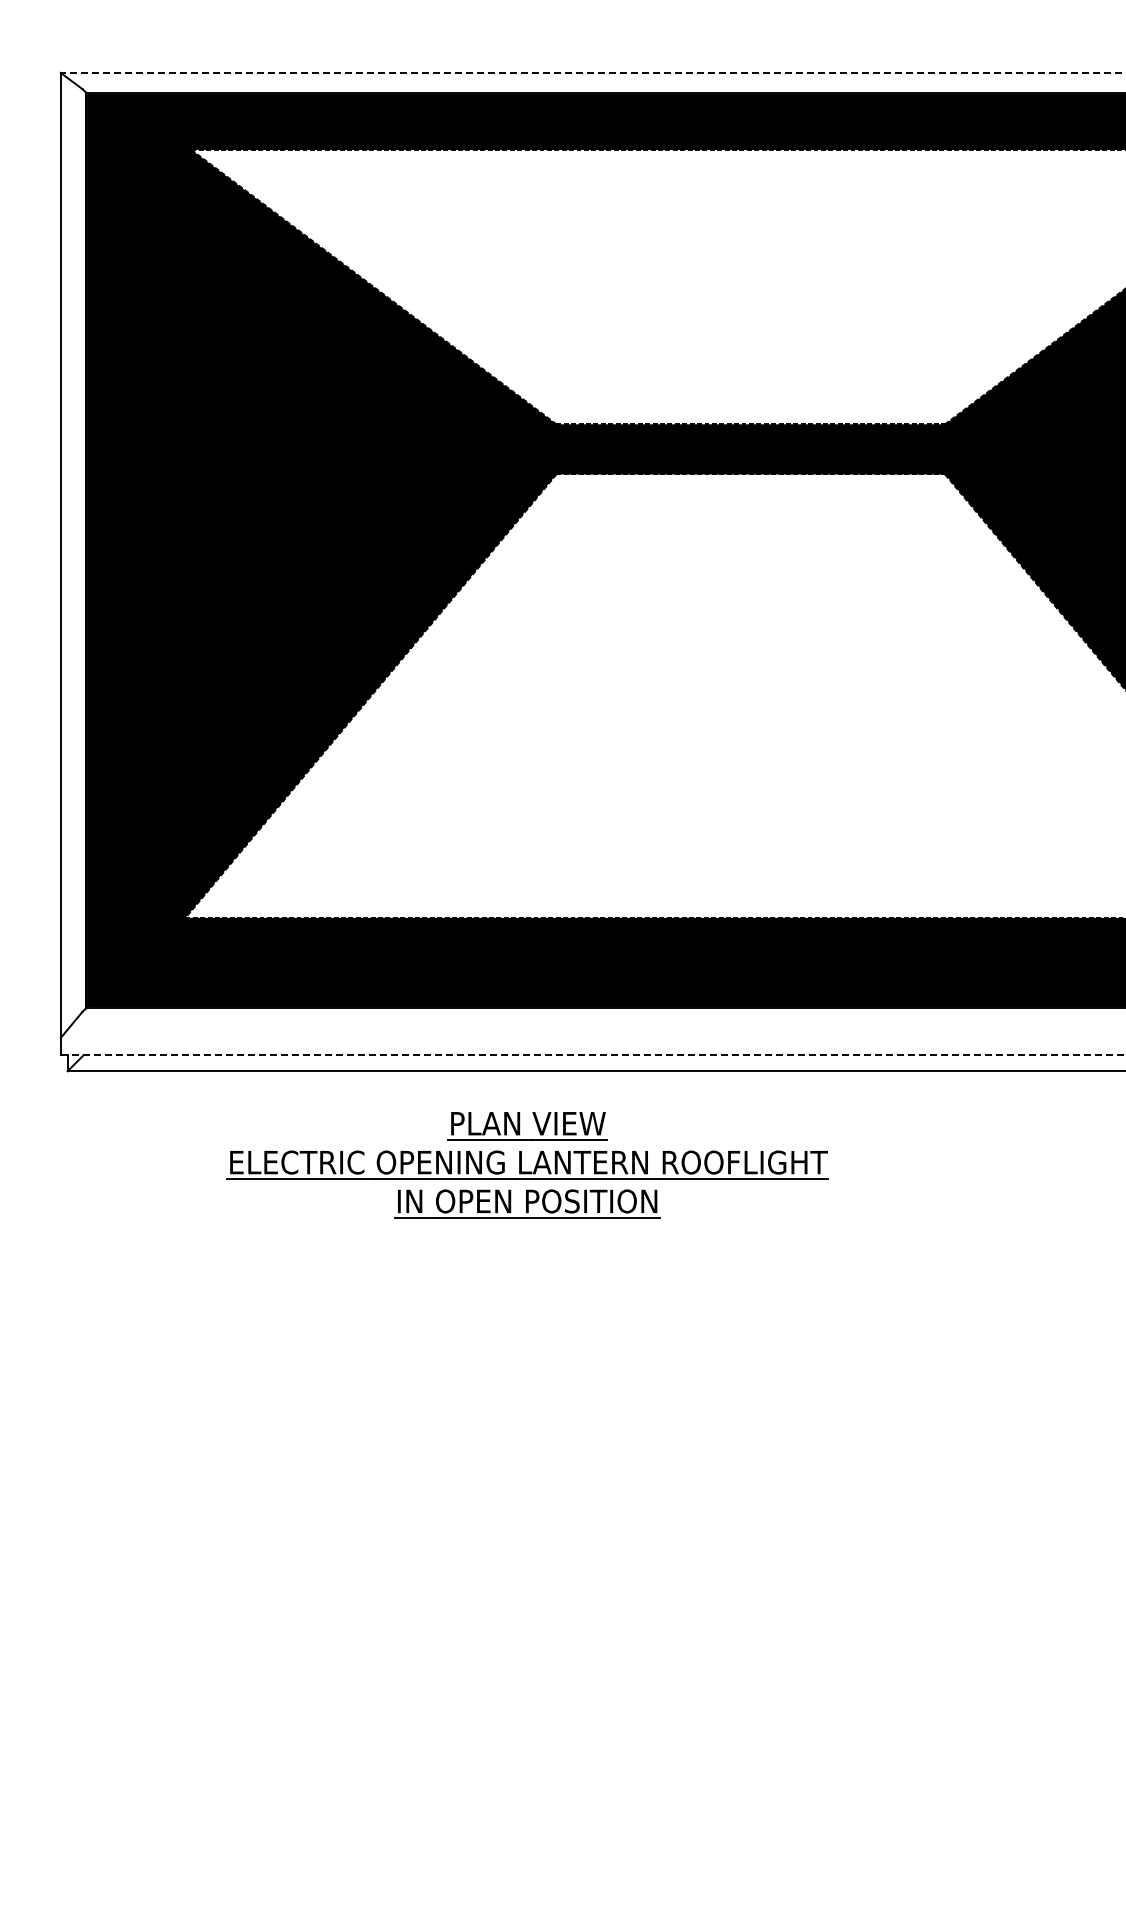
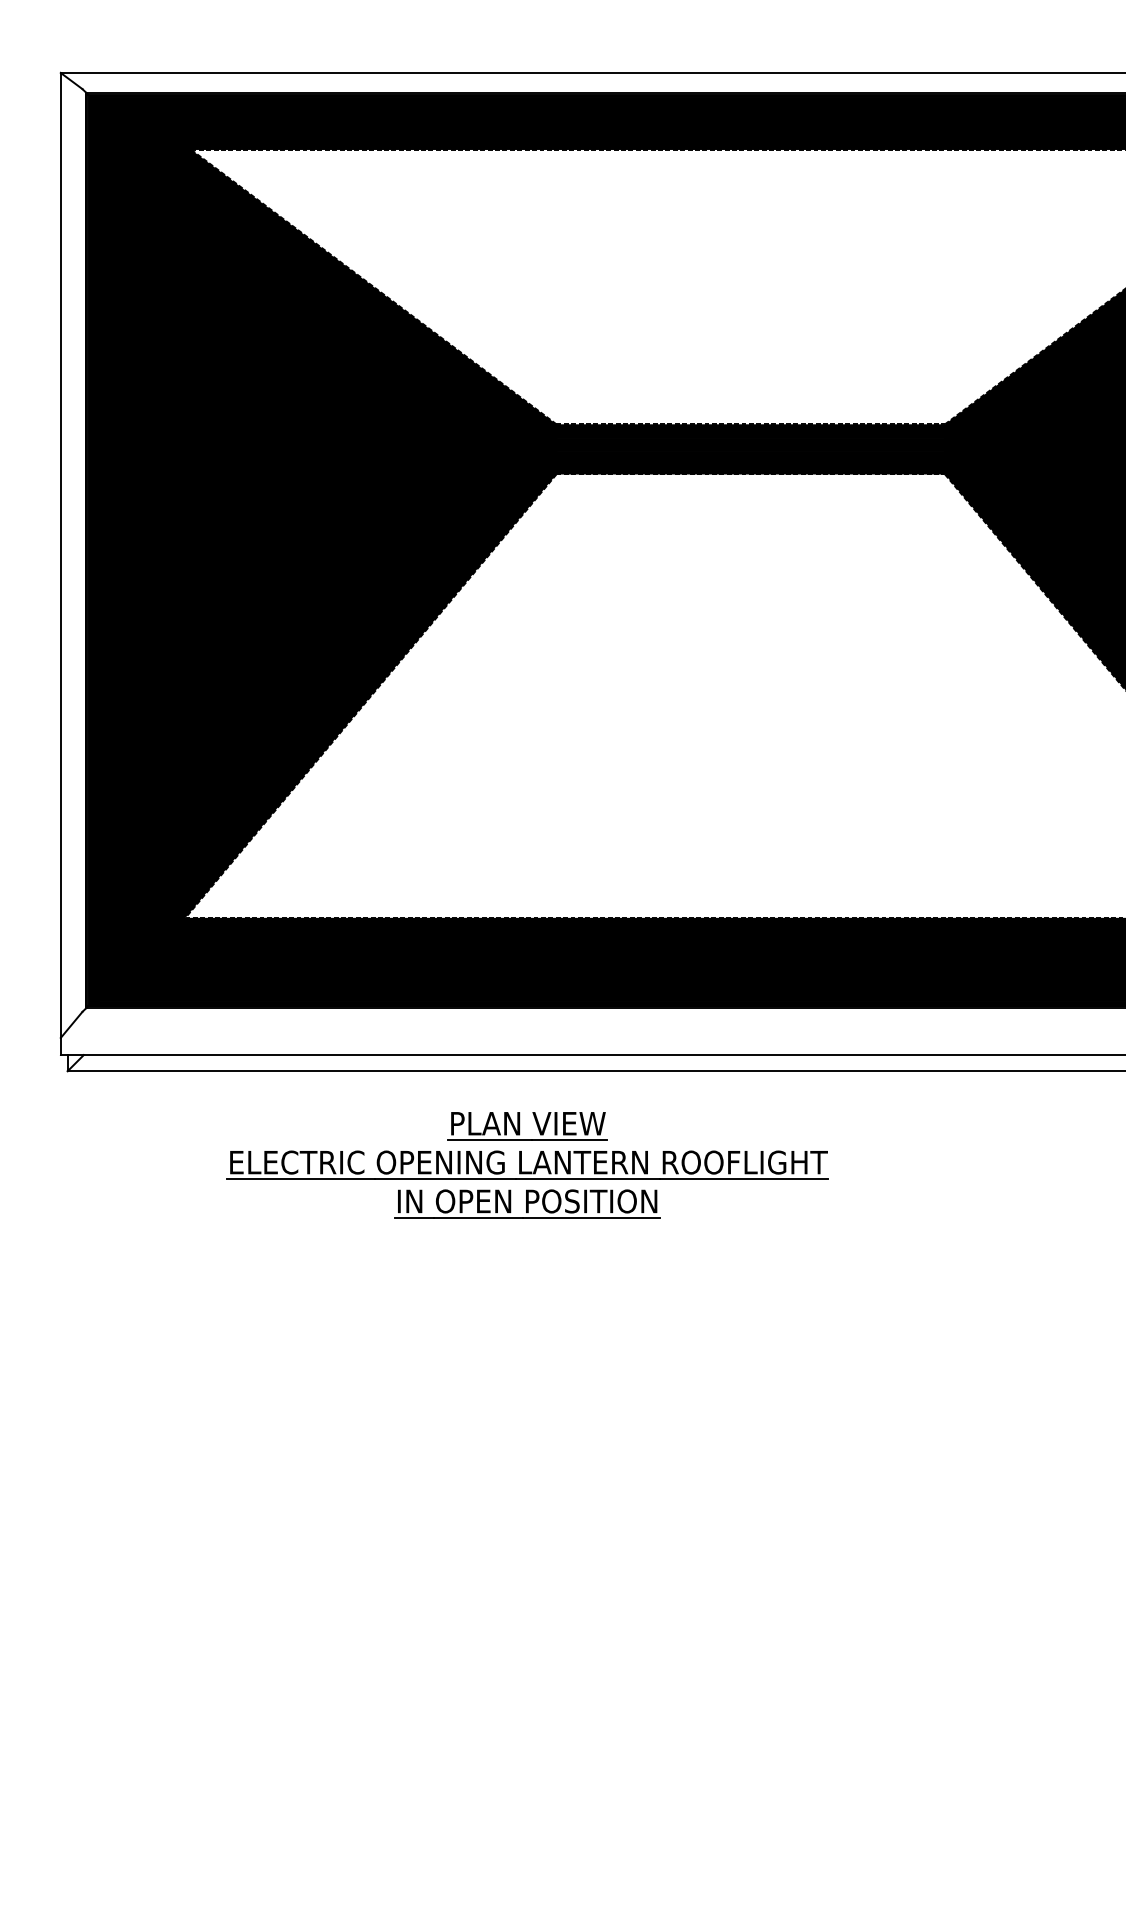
line: dashed -> solid (592, 72)
line: dashed -> solid (593, 1055)
